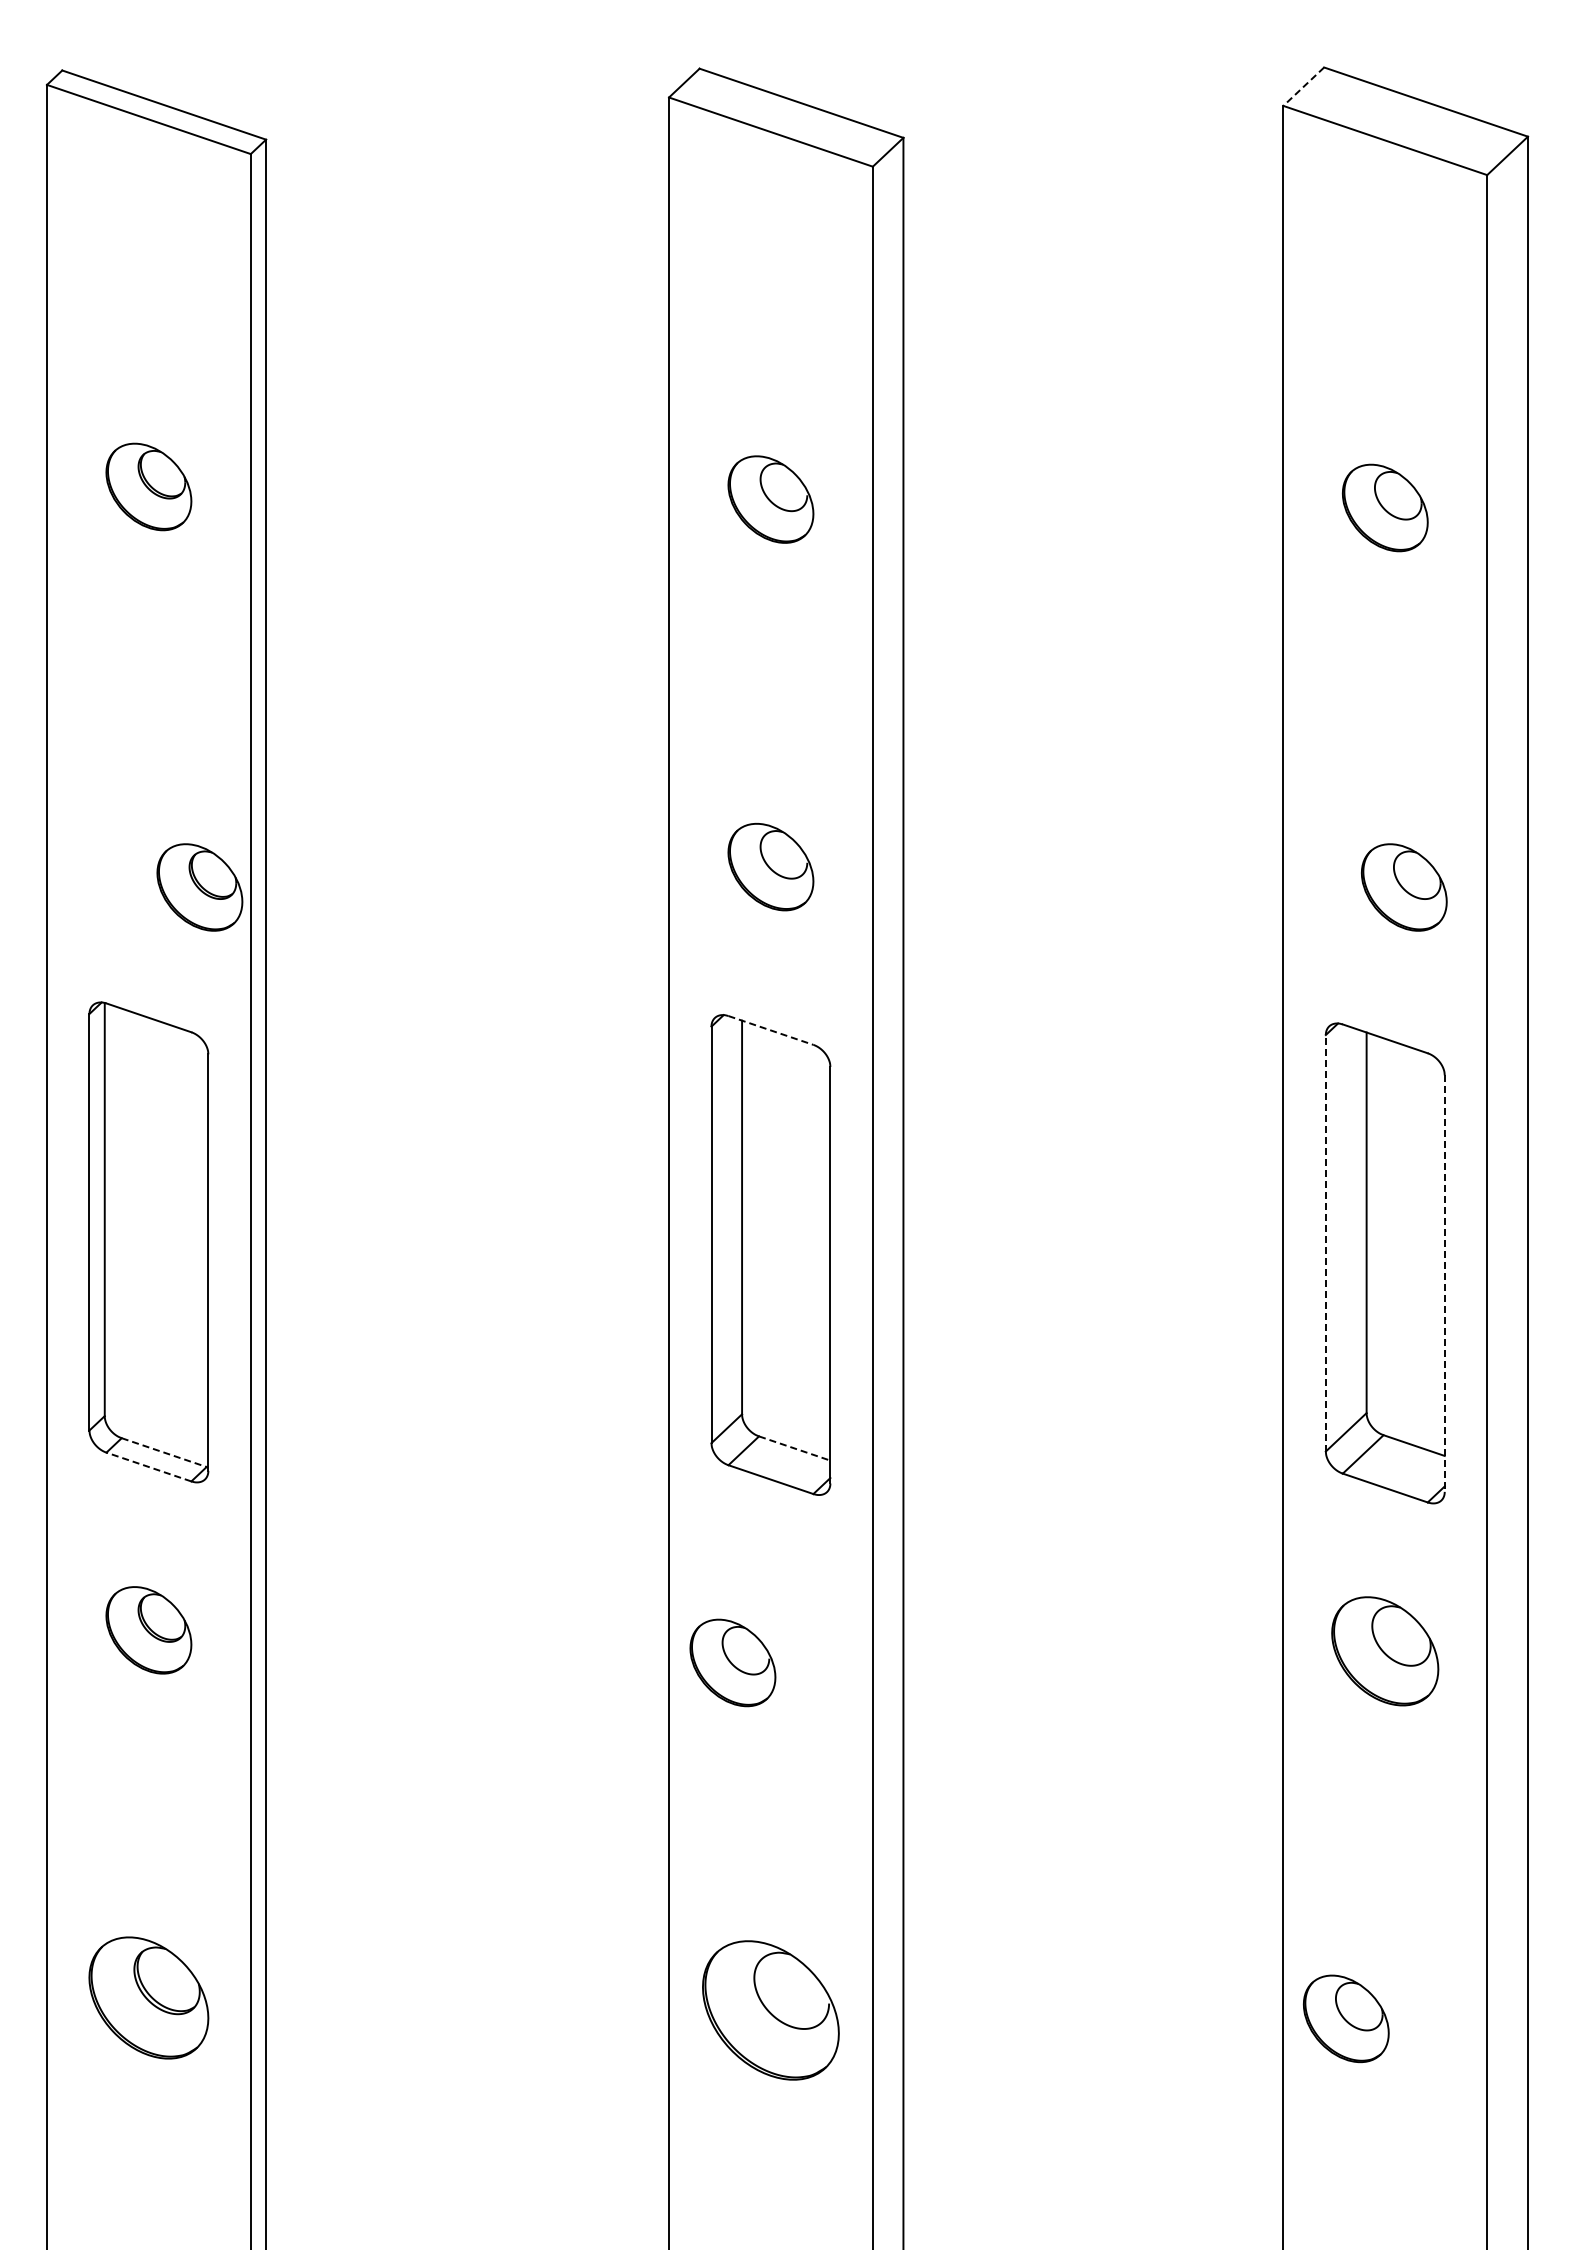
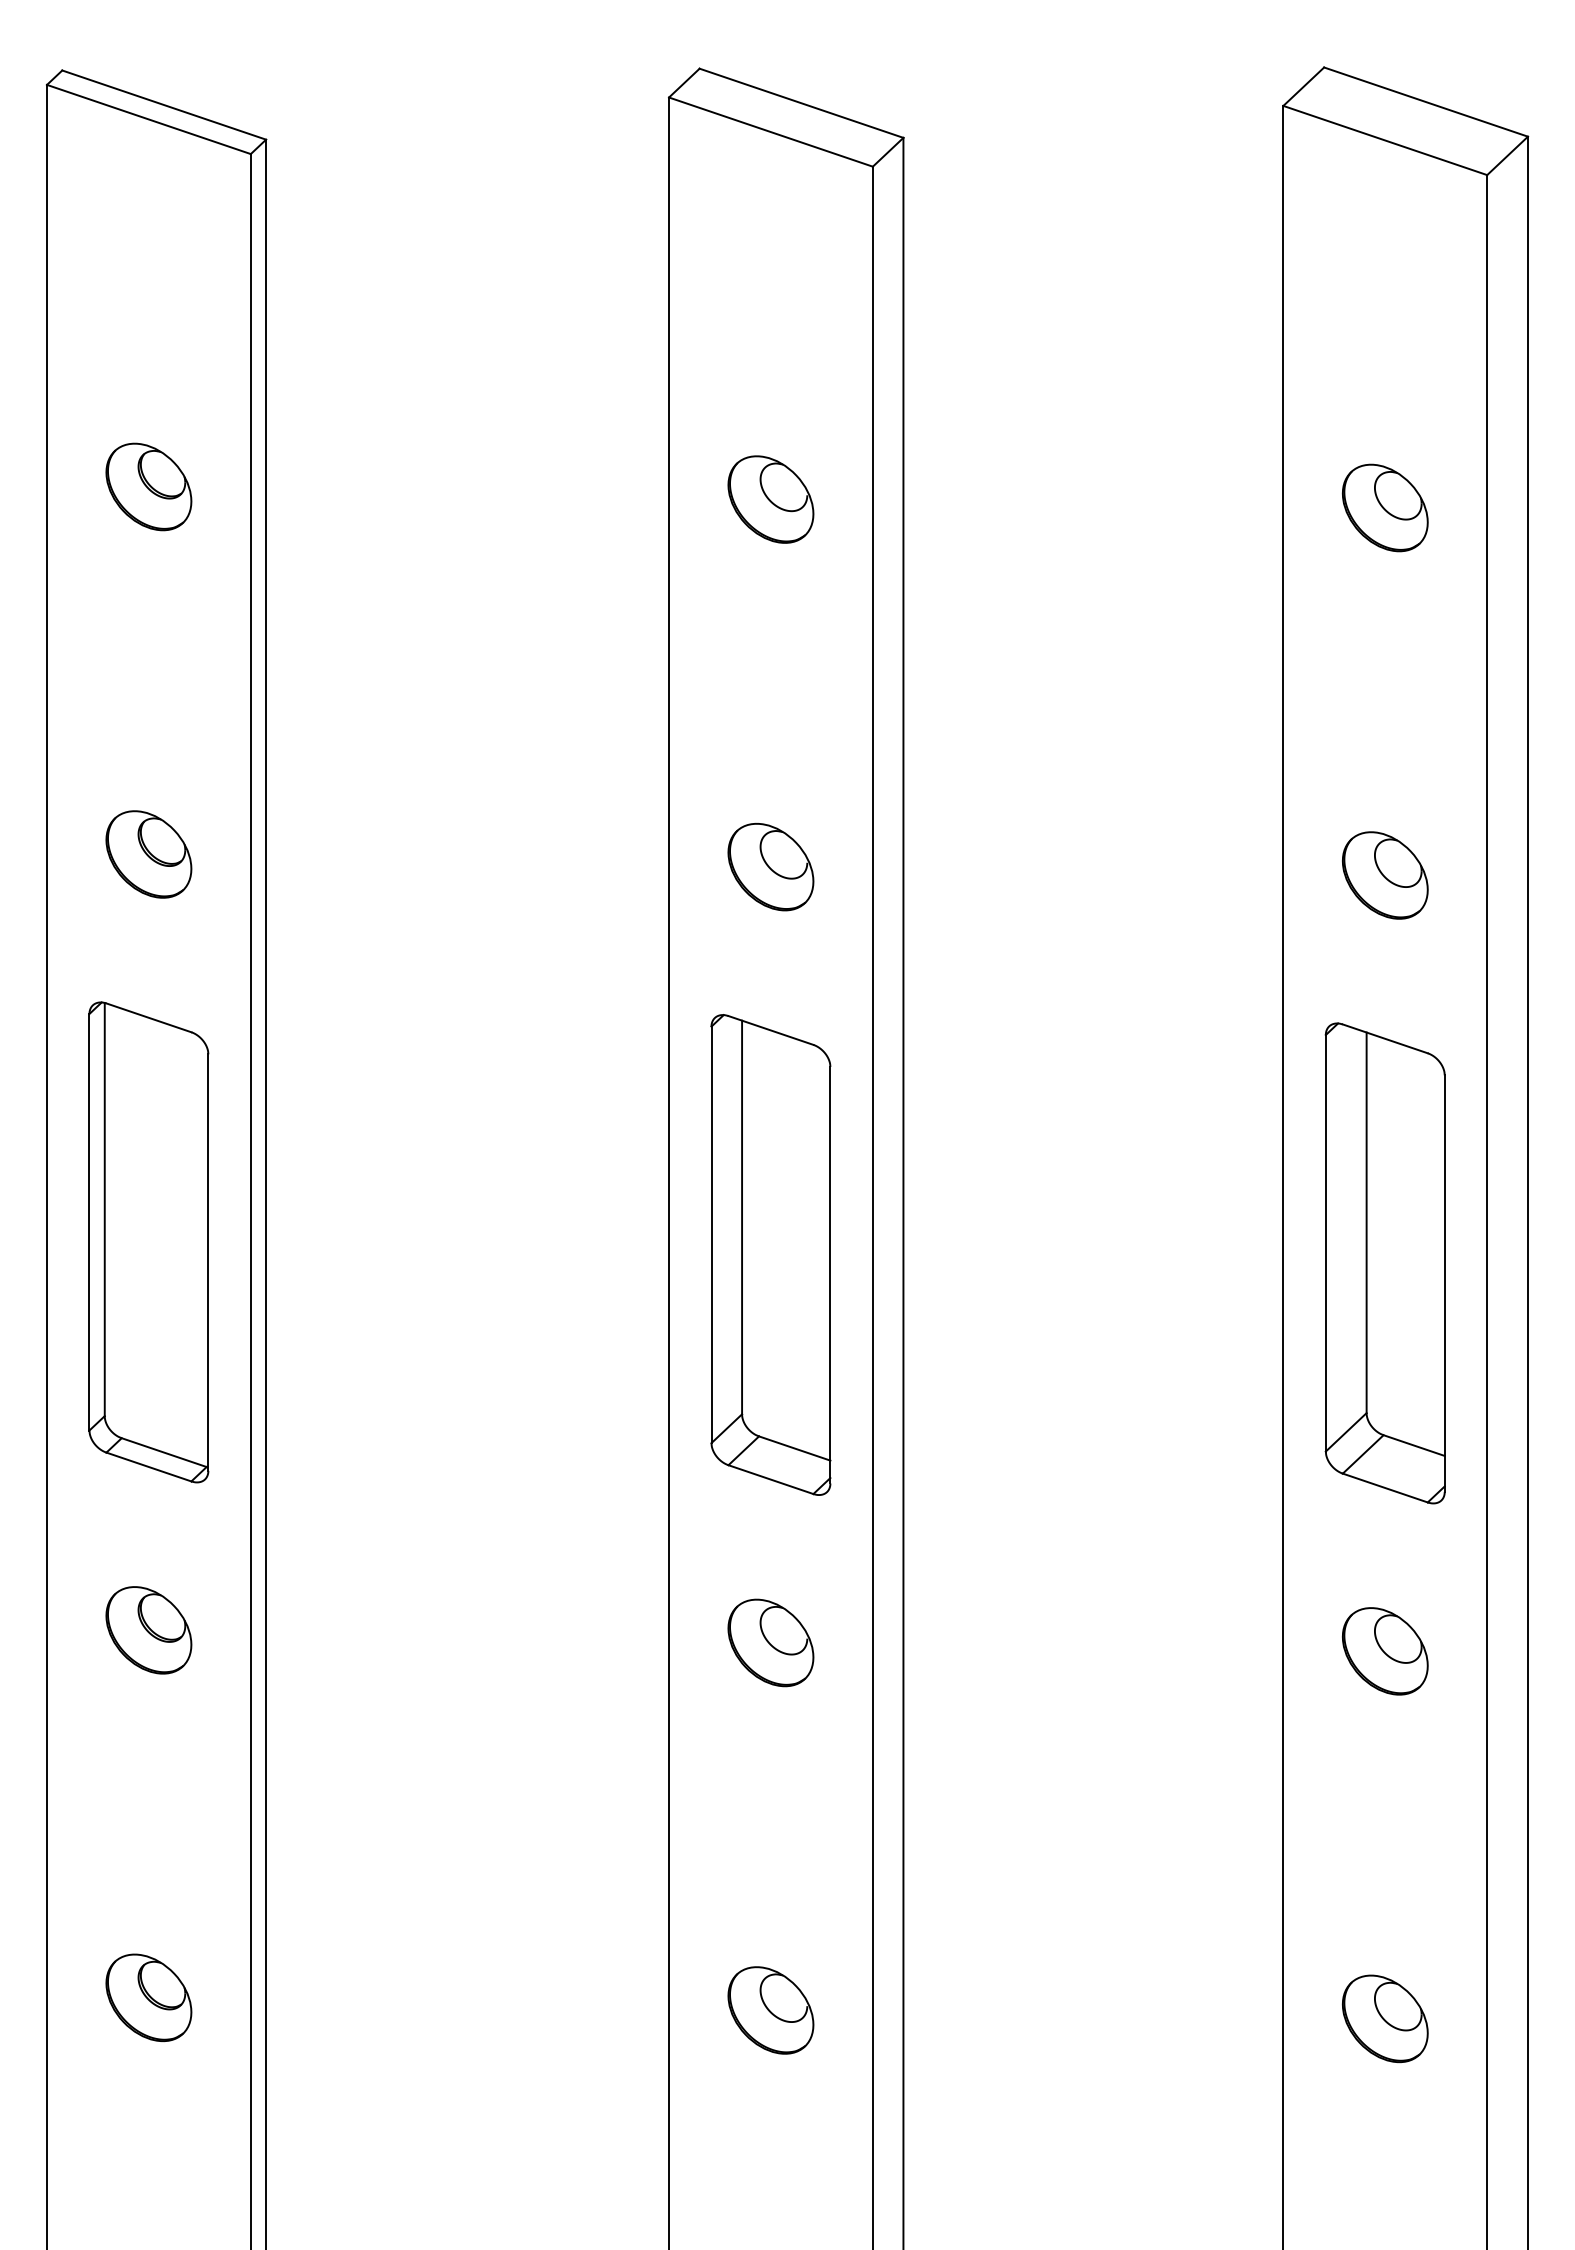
line: dashed -> solid (1303, 87)
part position: (199, 887) -> (148, 854) (148, 854)
part position: (1404, 887) -> (1385, 875) (1385, 875)
line: dashed -> solid (770, 1030)
line: dashed -> solid (1325, 1242)
line: dashed -> solid (1444, 1284)
line: dashed -> solid (794, 1448)
line: dashed -> solid (164, 1452)
line: dashed -> solid (148, 1467)
part size: 109x111 px -> 87x89 px (1385, 1651)
part position: (732, 1662) -> (770, 1642) (770, 1642)
part size: 122x124 px -> 88x89 px (148, 1997)
part size: 138x141 px -> 88x89 px (770, 2010)
part position: (1346, 2018) -> (1385, 2018) (1385, 2018)
